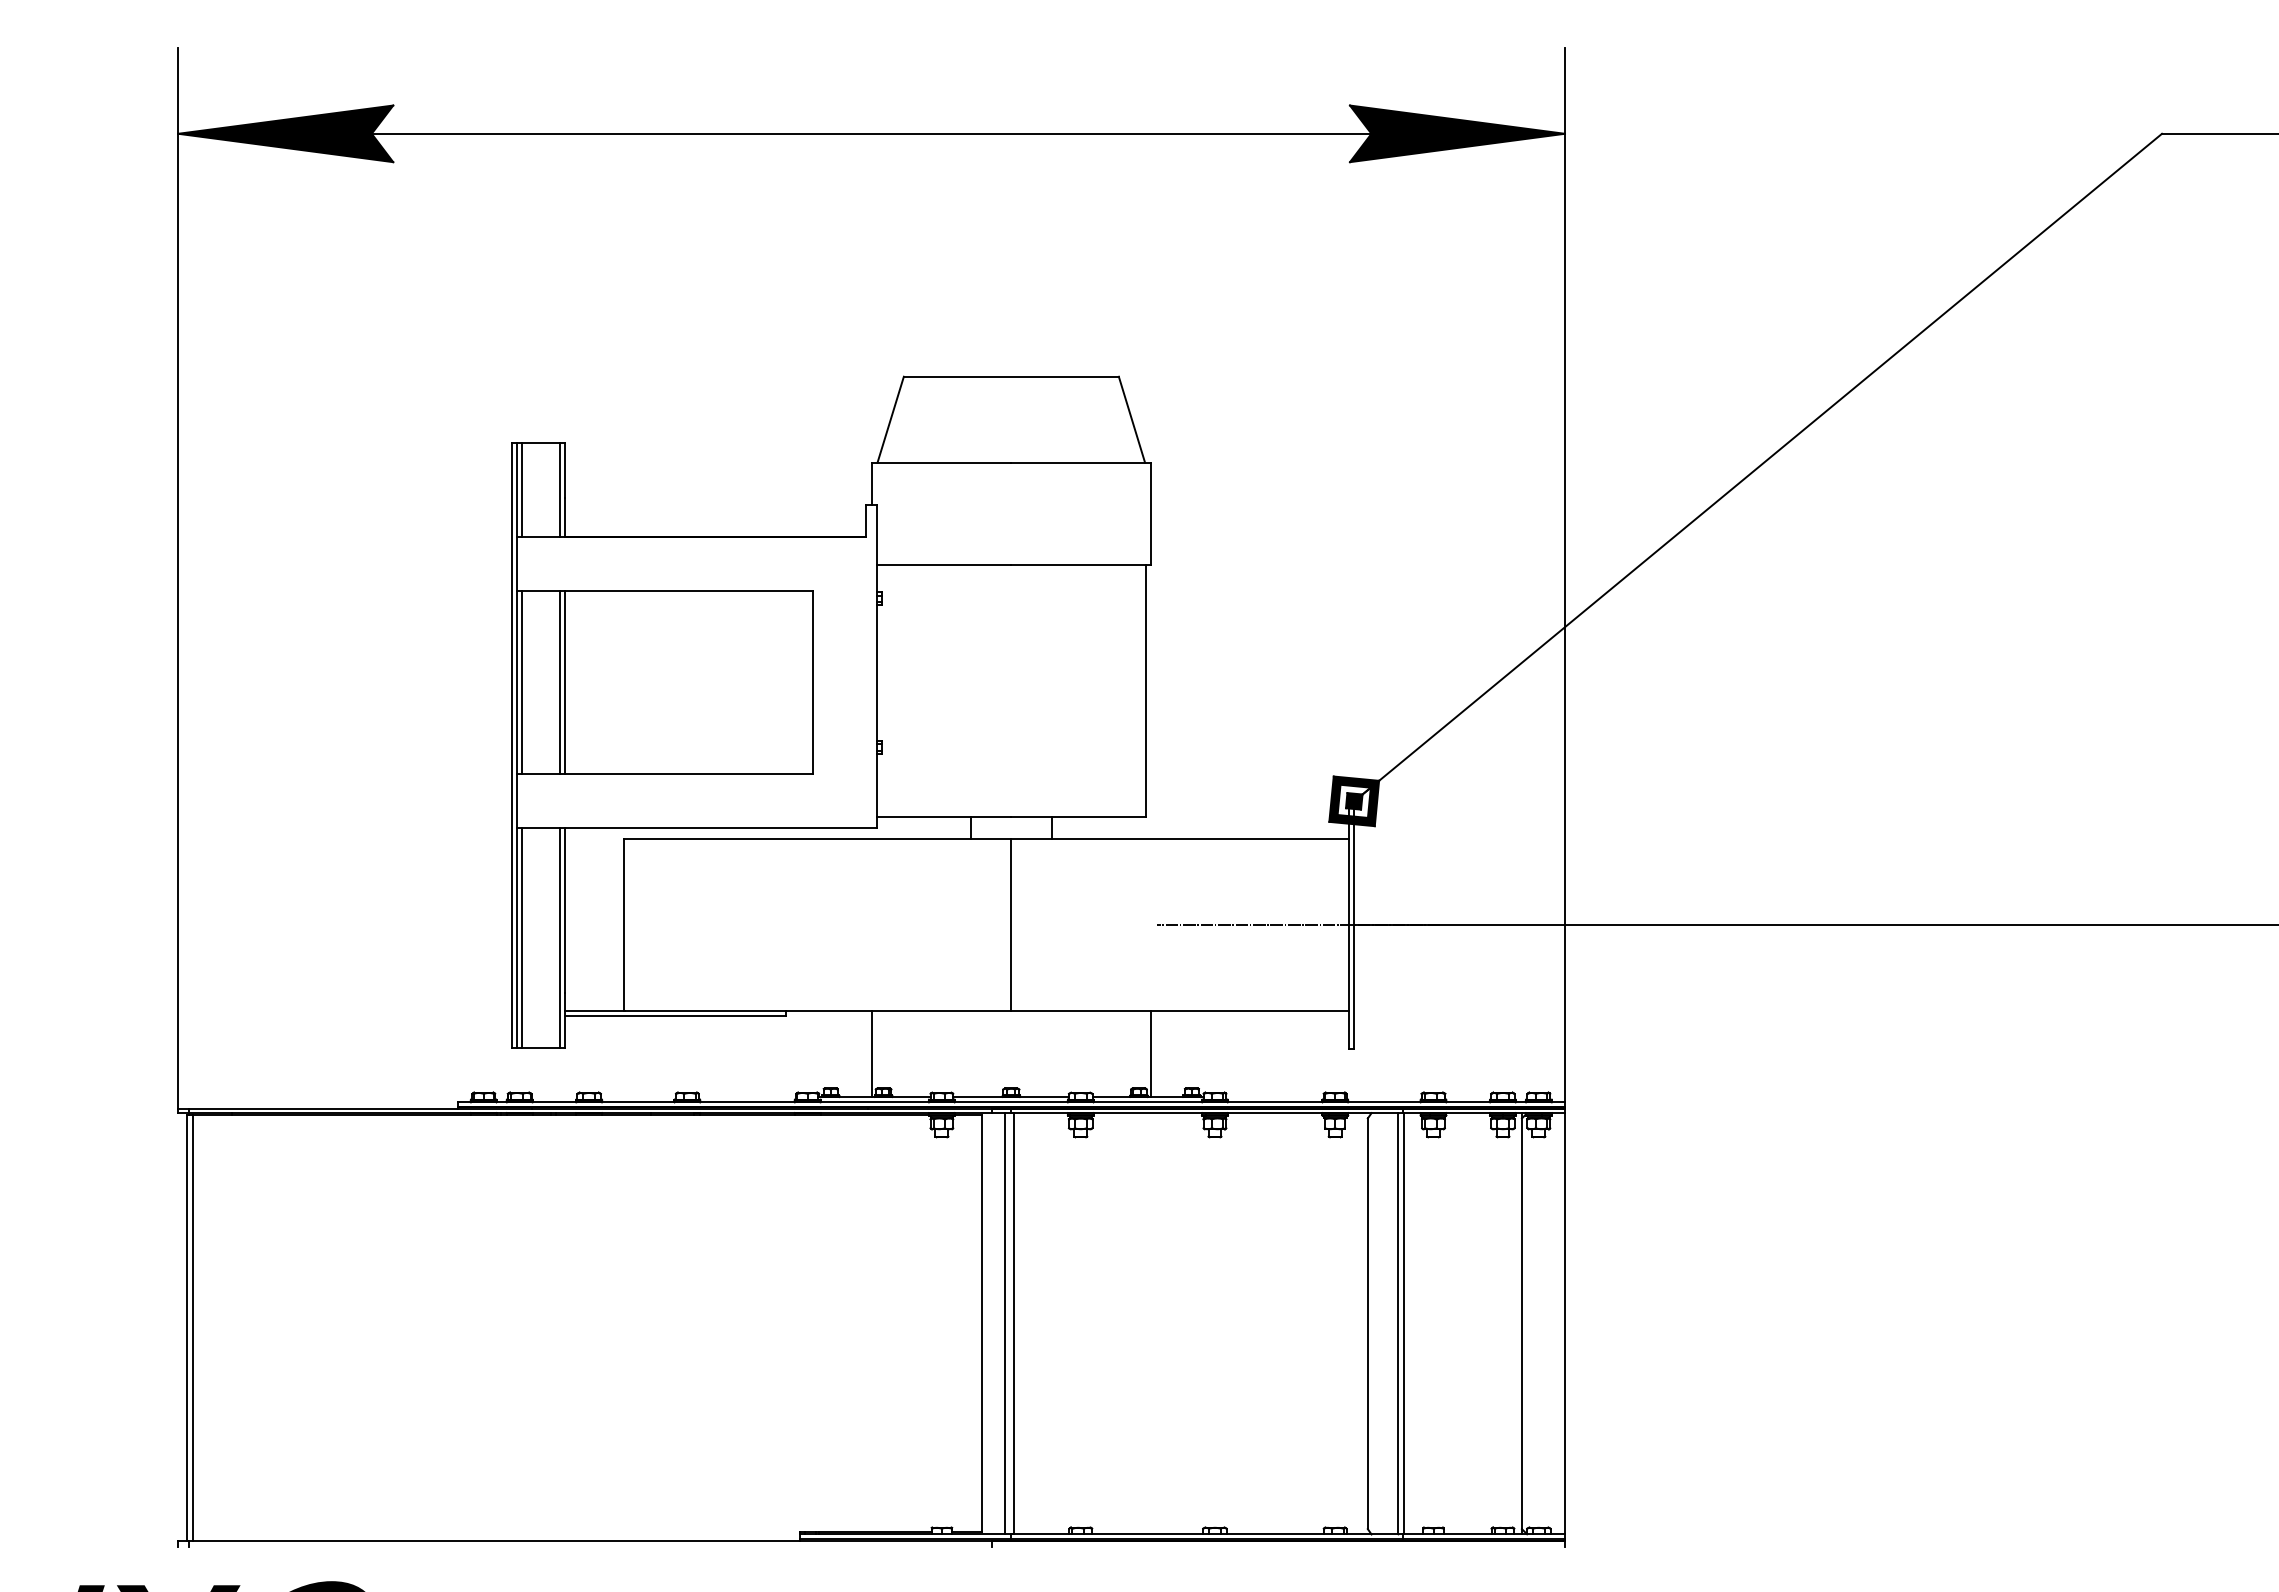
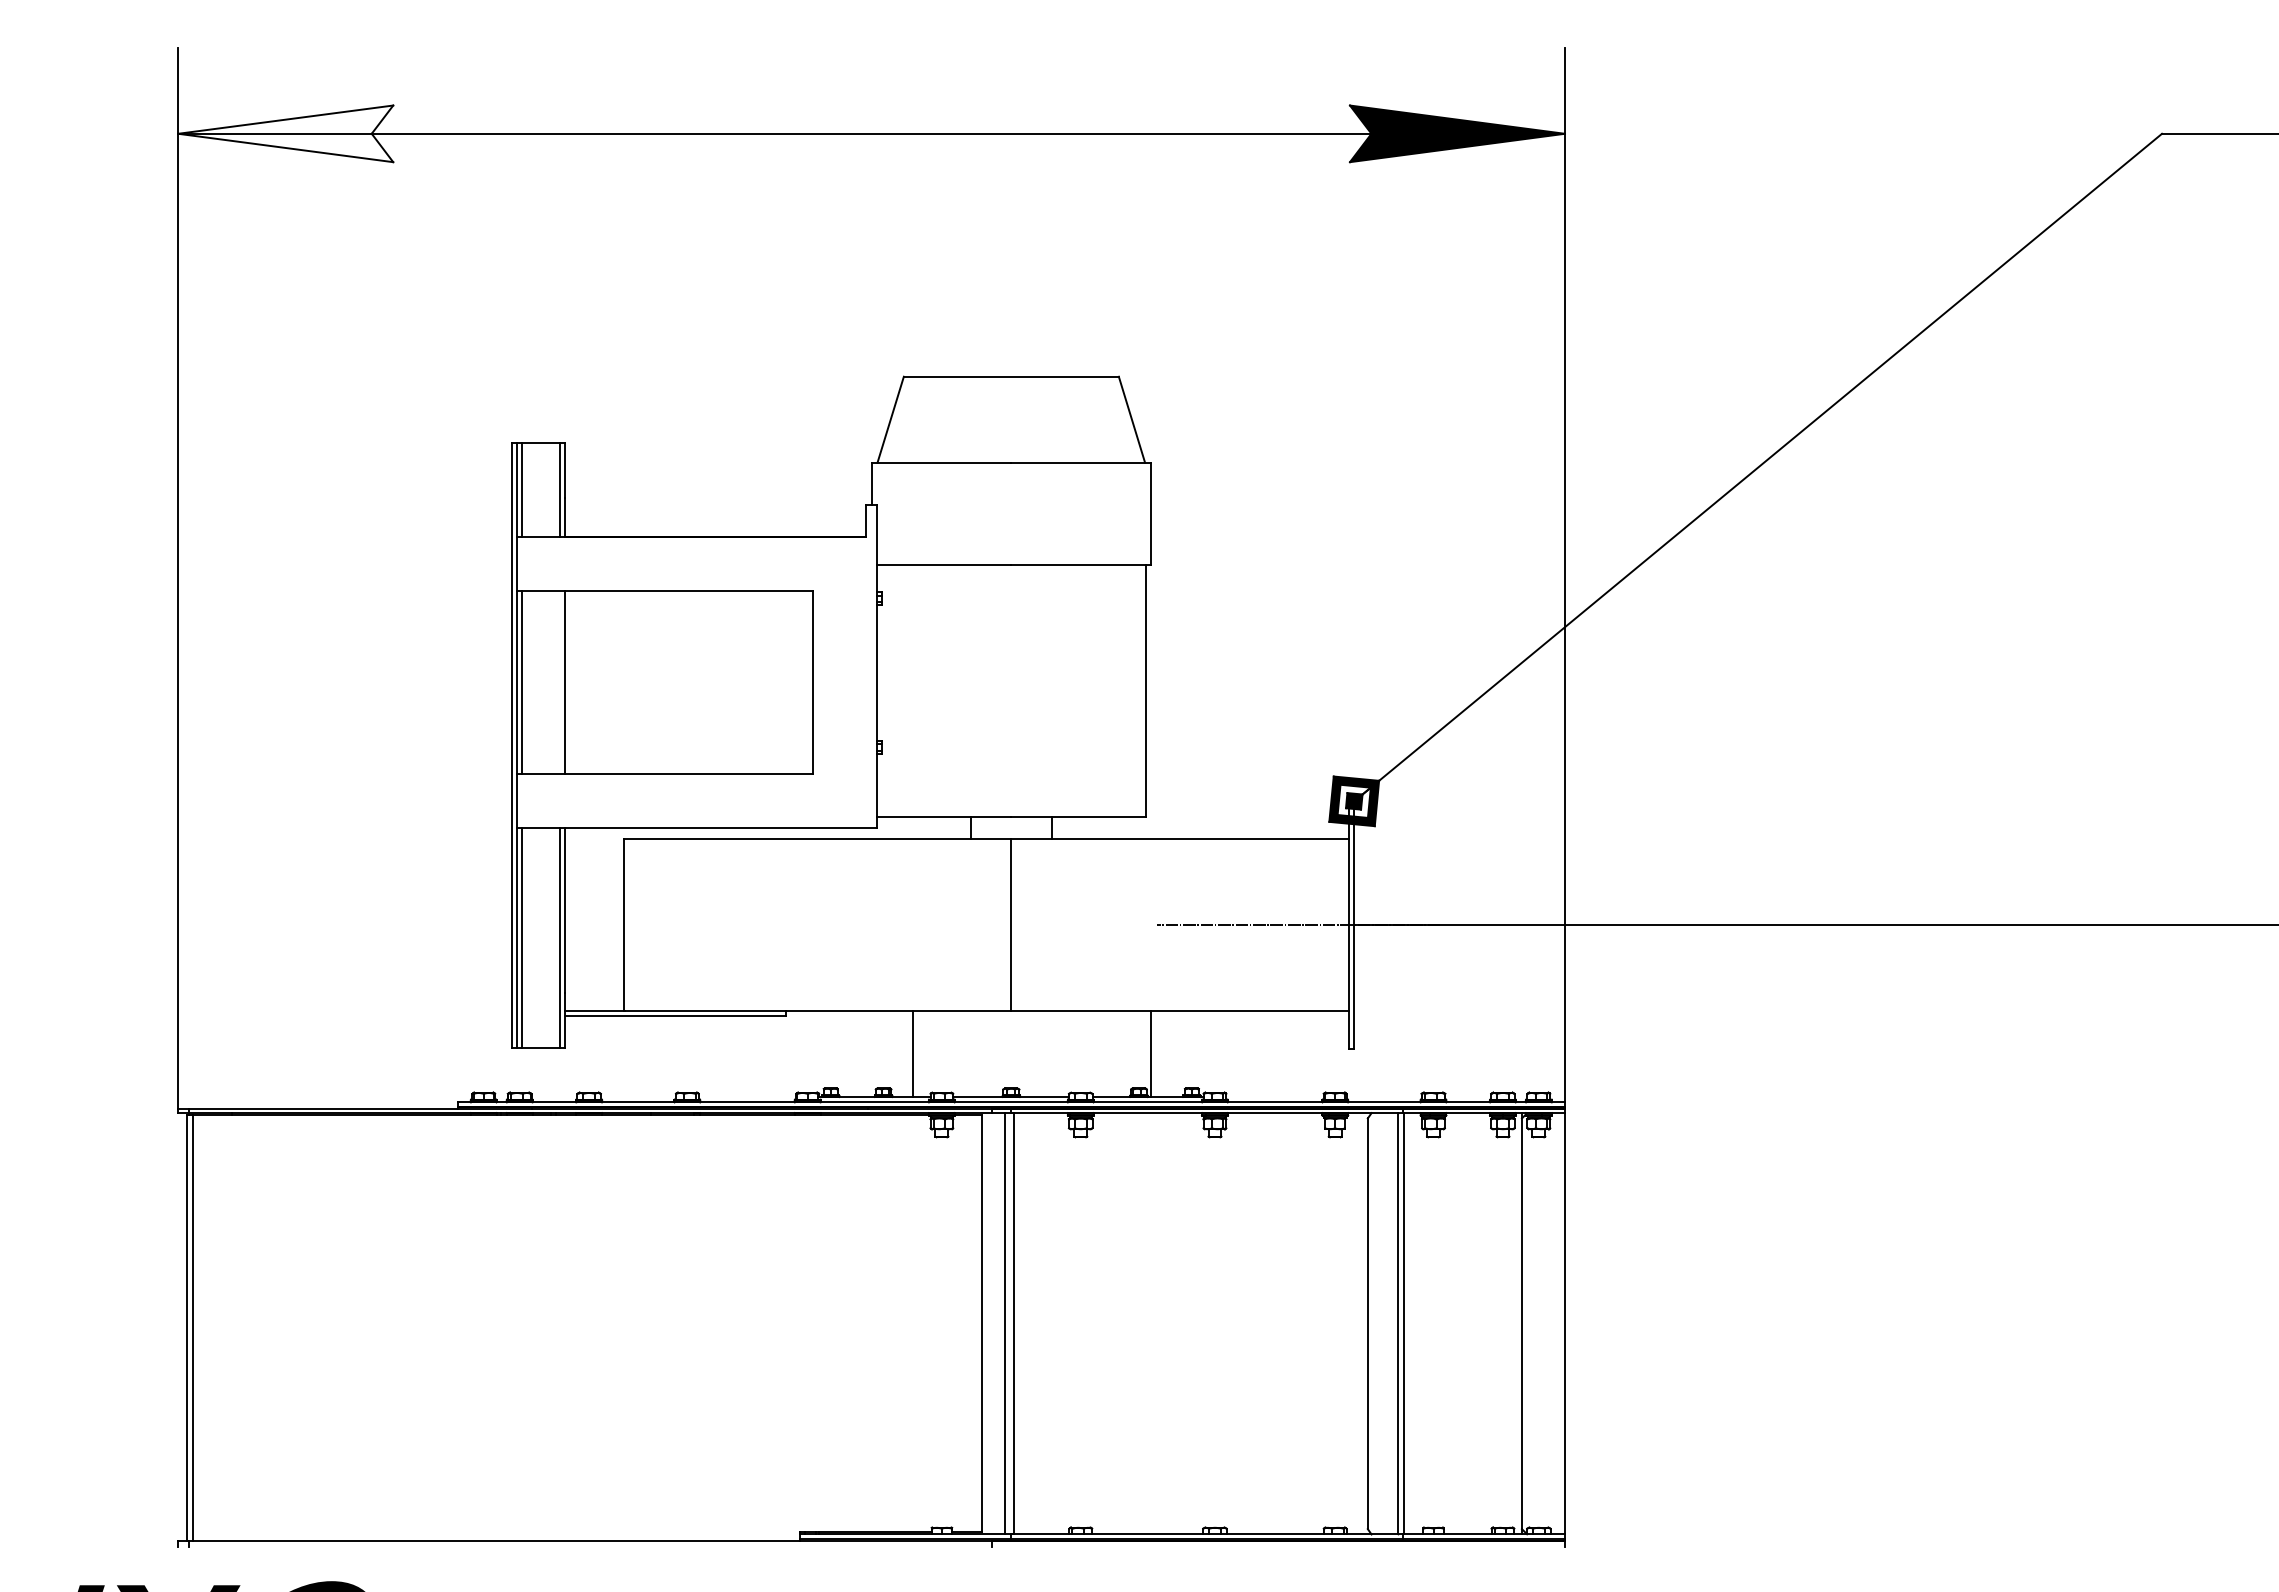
fill: present -> none (285, 133)
line: present -> none (559, 682)
line position: (871, 1053) -> (912, 1053) (912, 1053)
